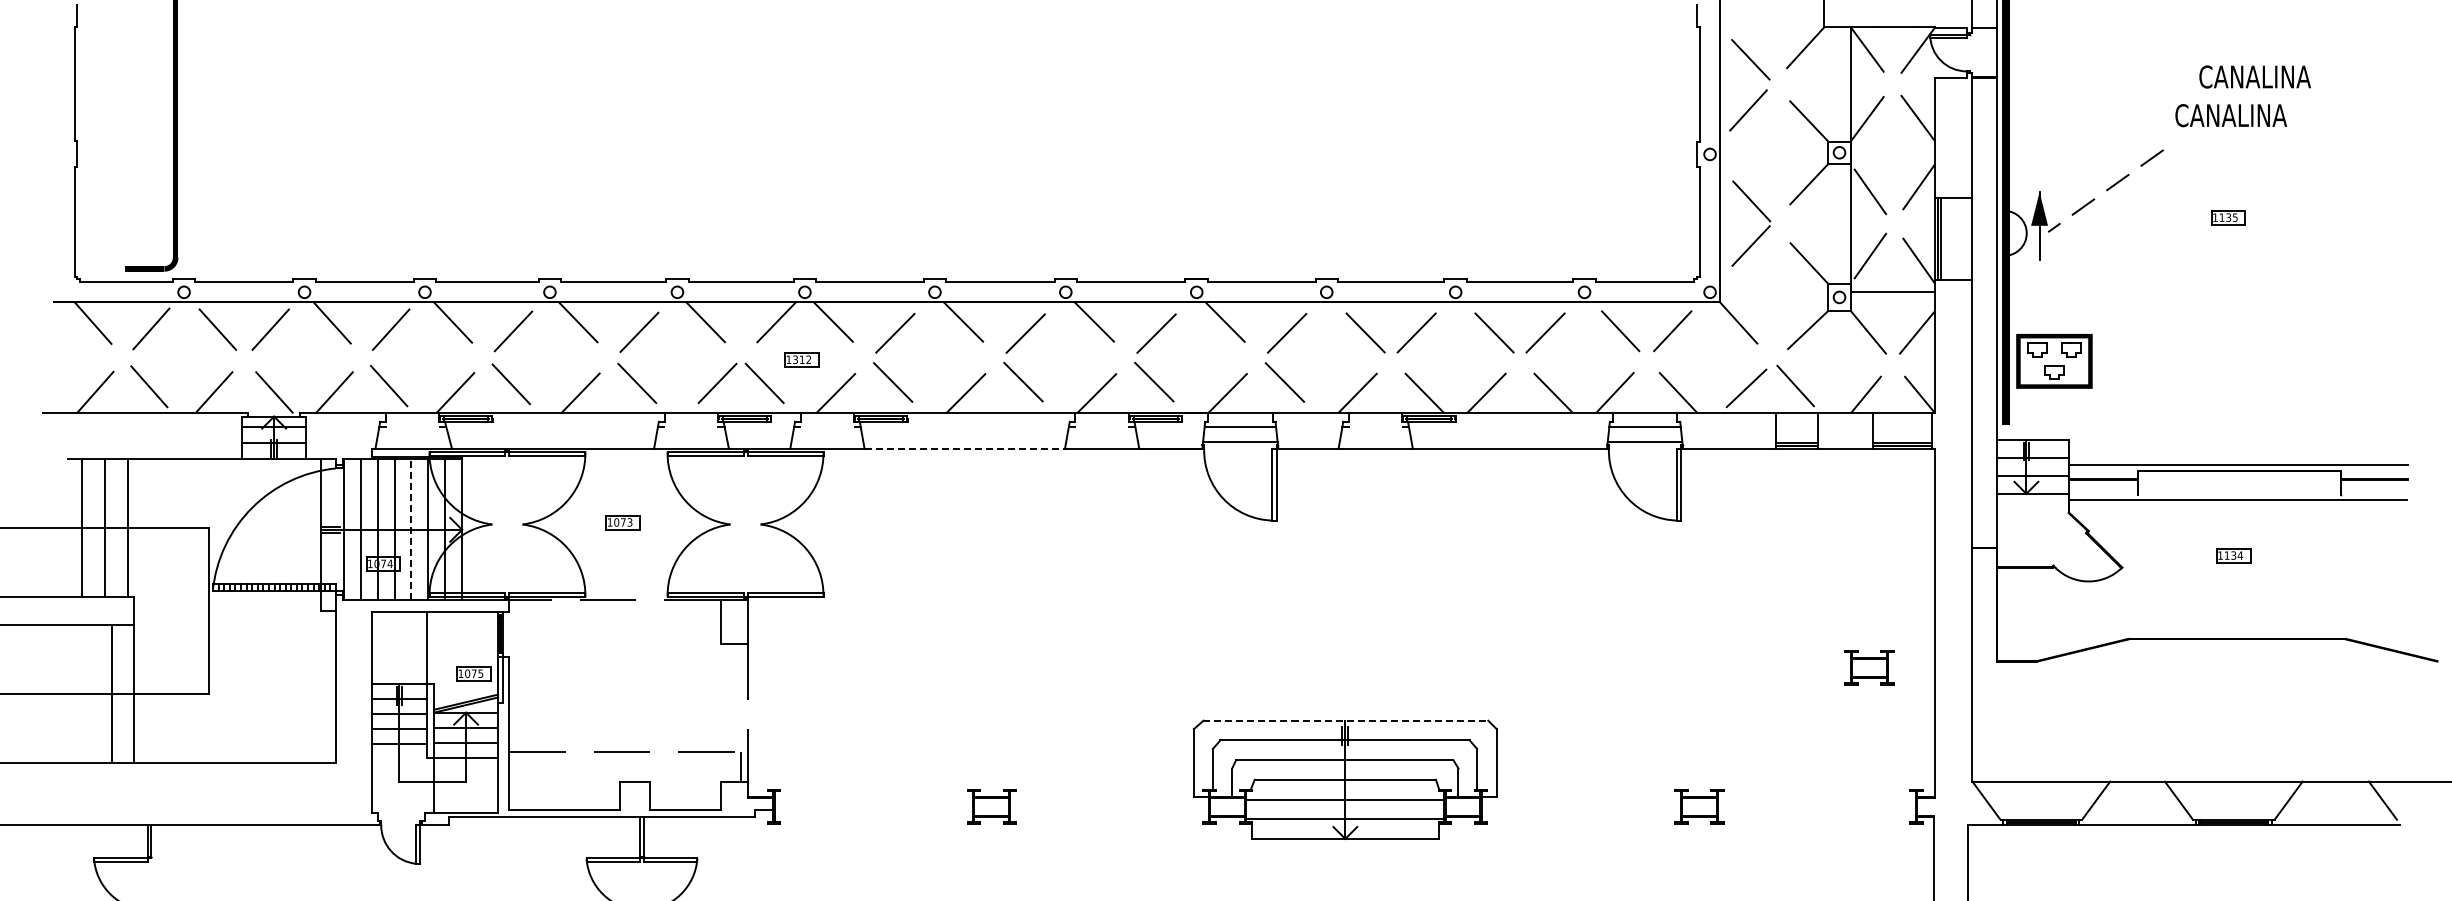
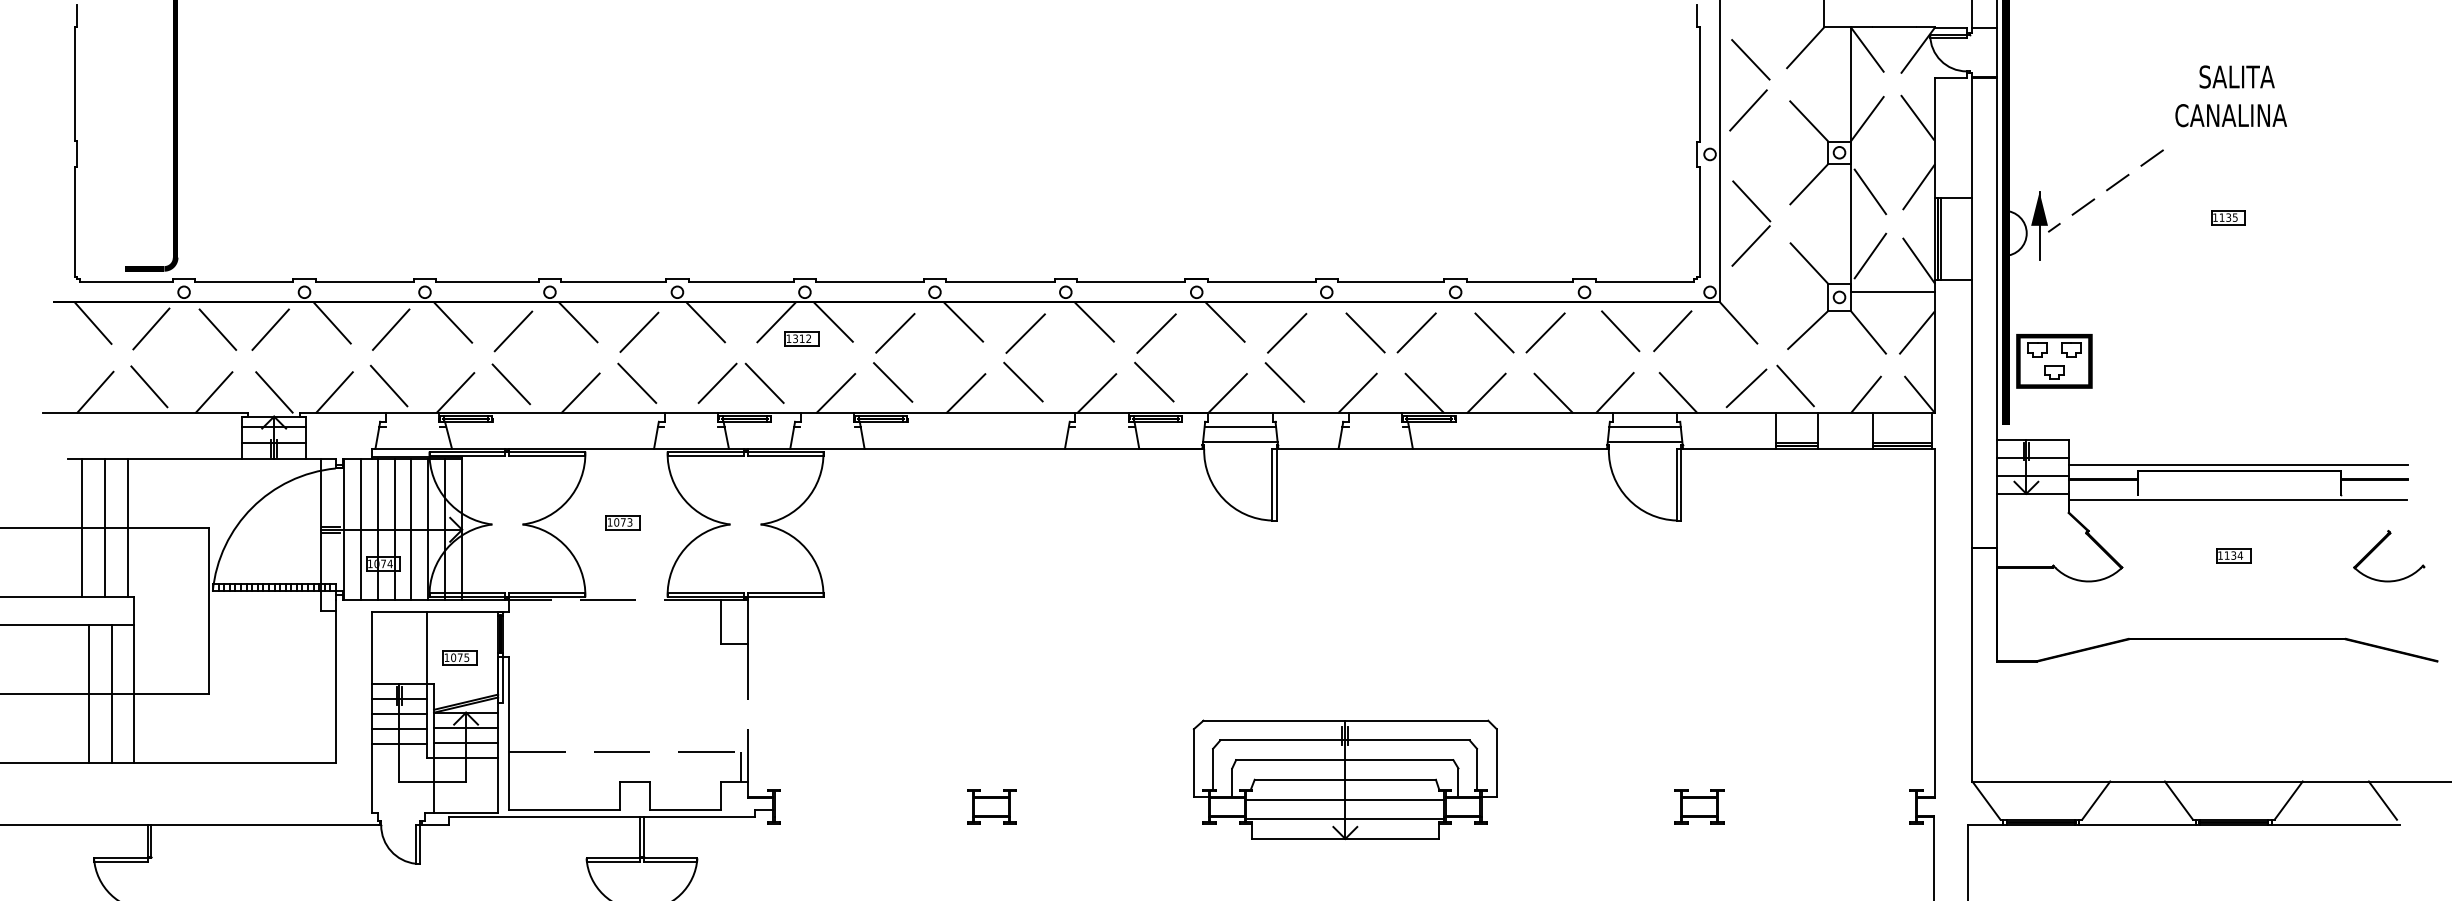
text: CANALINA -> SALITA (2254, 76)
part position: (801, 359) -> (801, 338) (801, 338)
line: dashed -> solid (965, 448)
line: dashed -> solid (411, 529)
part: none -> present (2379, 545)
part: present -> none (1869, 667)
part position: (473, 673) -> (459, 657) (459, 657)
line: none -> present (89, 694)
line: dashed -> solid (1346, 720)
